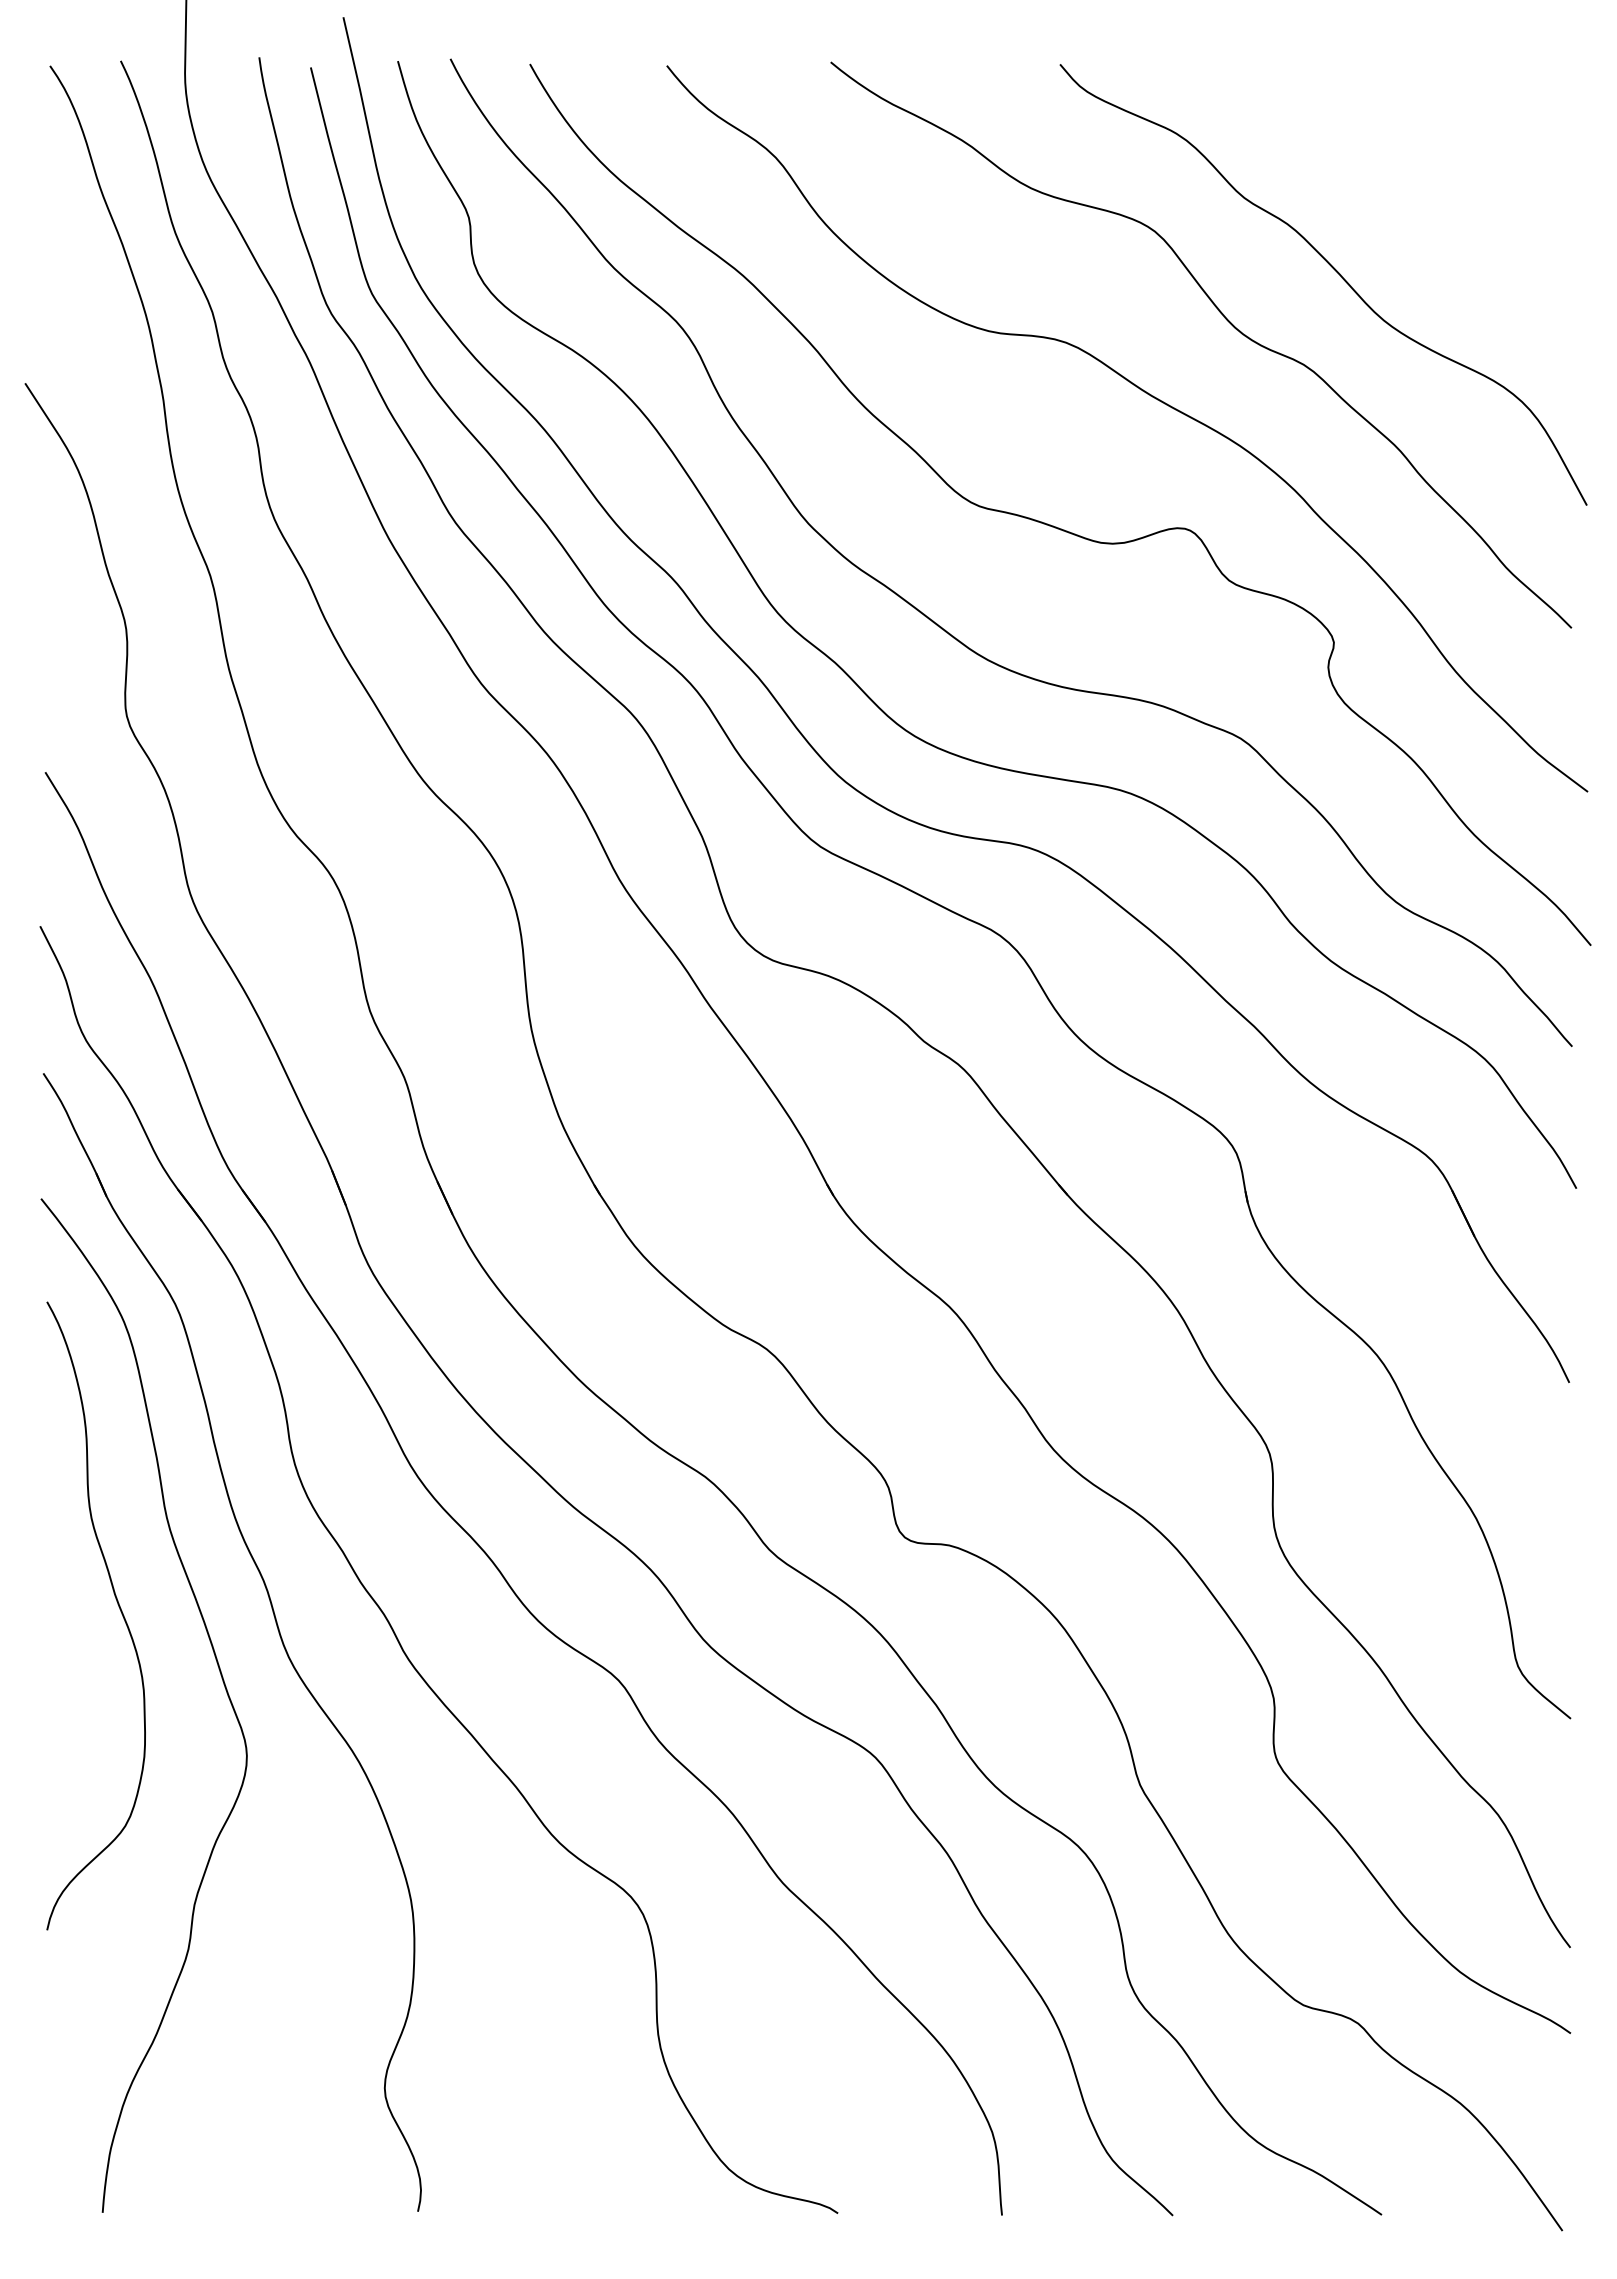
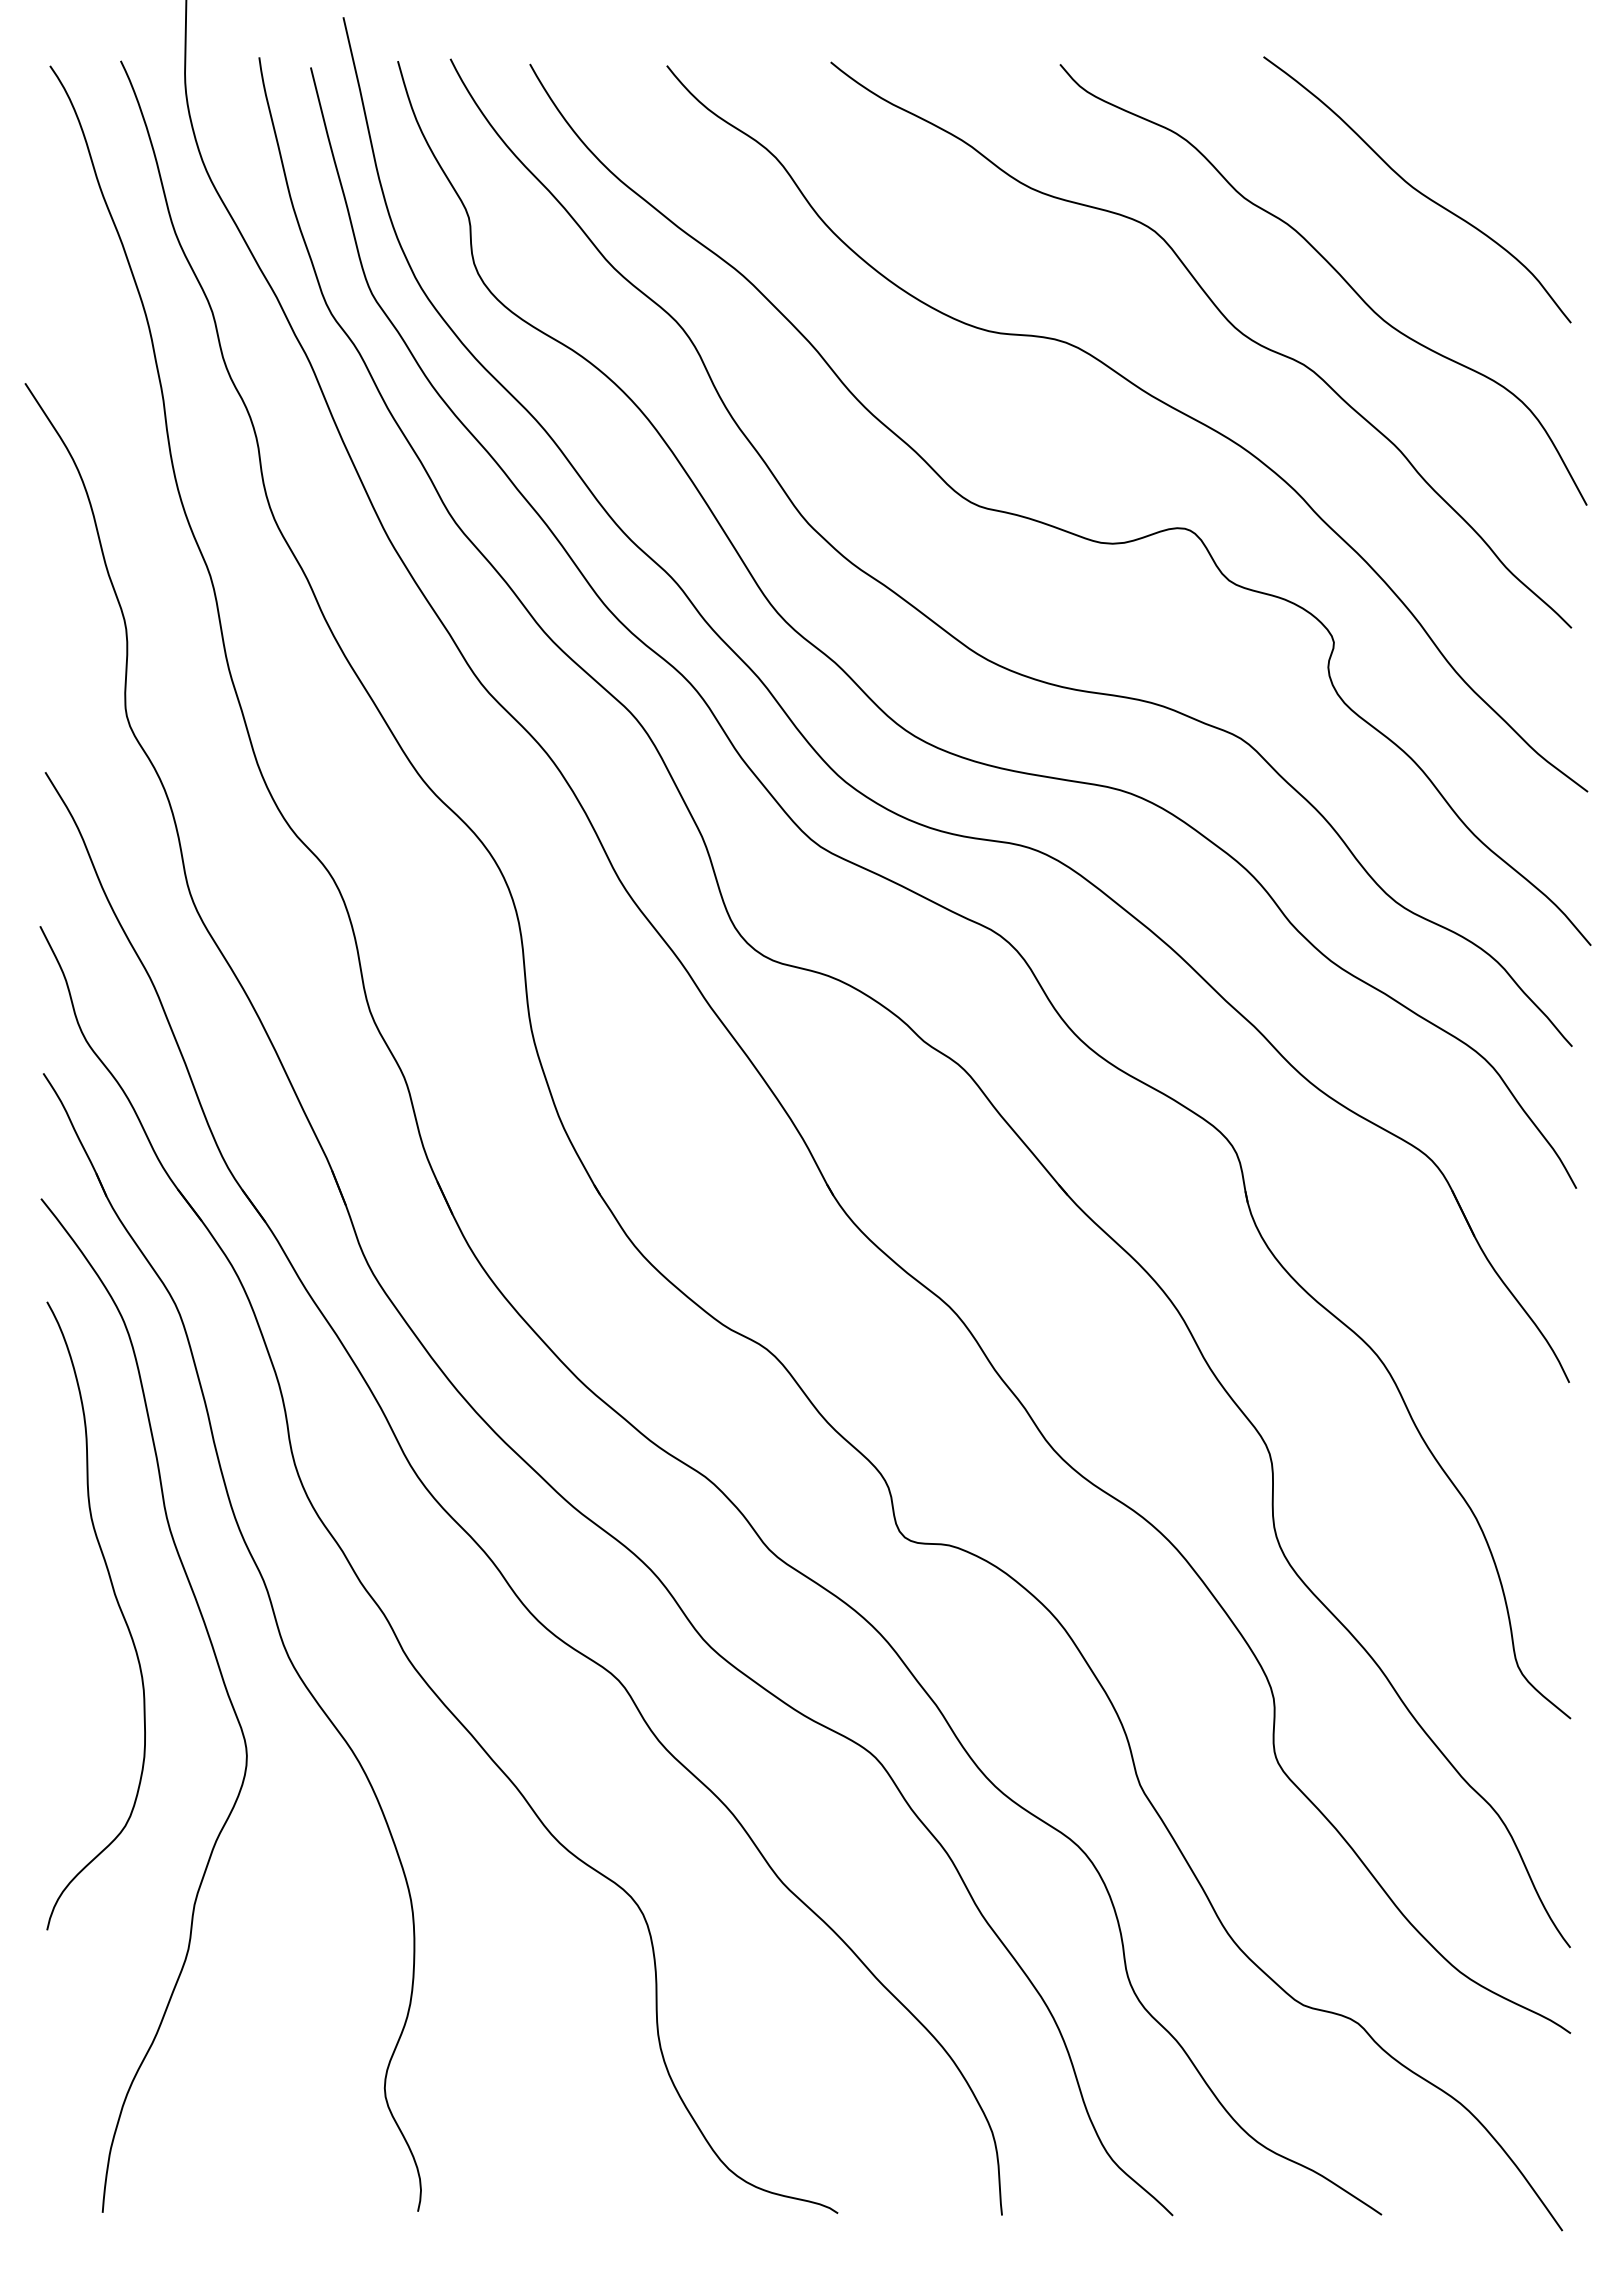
curve: none -> present (1417, 189)
